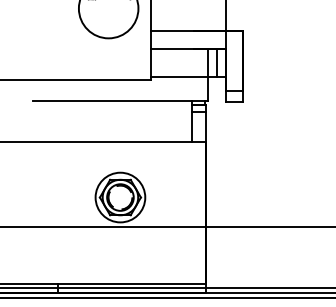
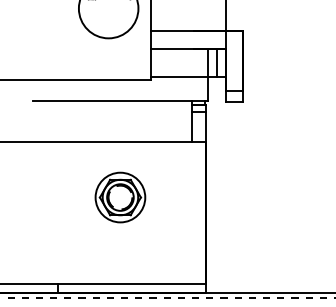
line: present -> none (167, 227)
line: present -> none (167, 288)
line: solid -> dashed (167, 298)
